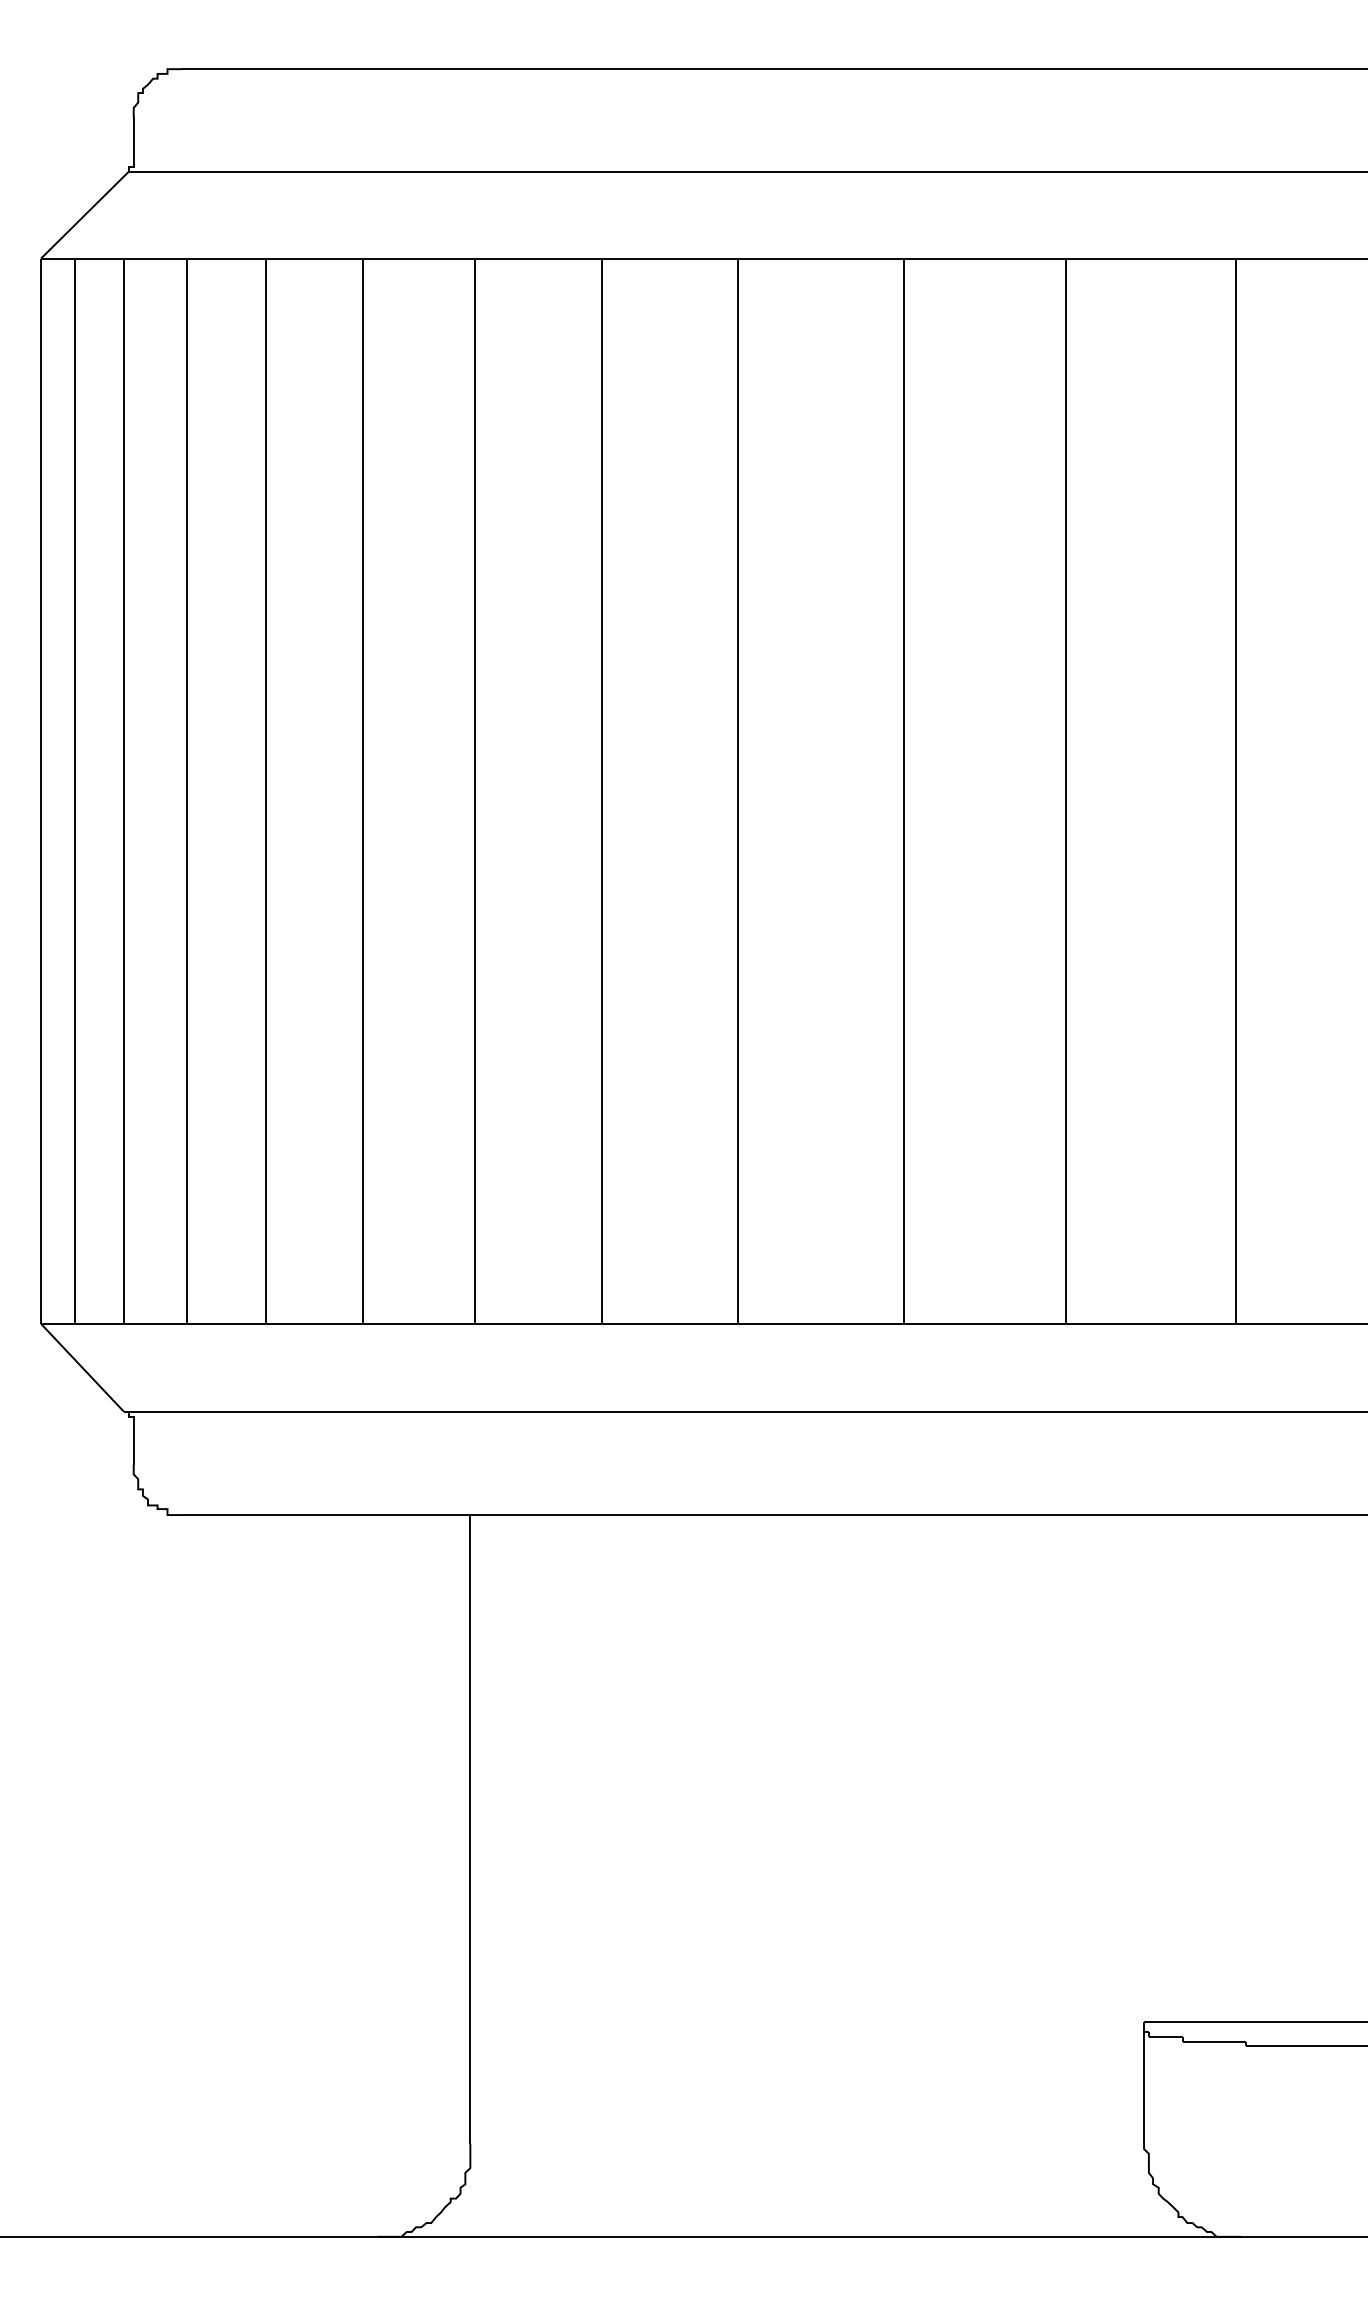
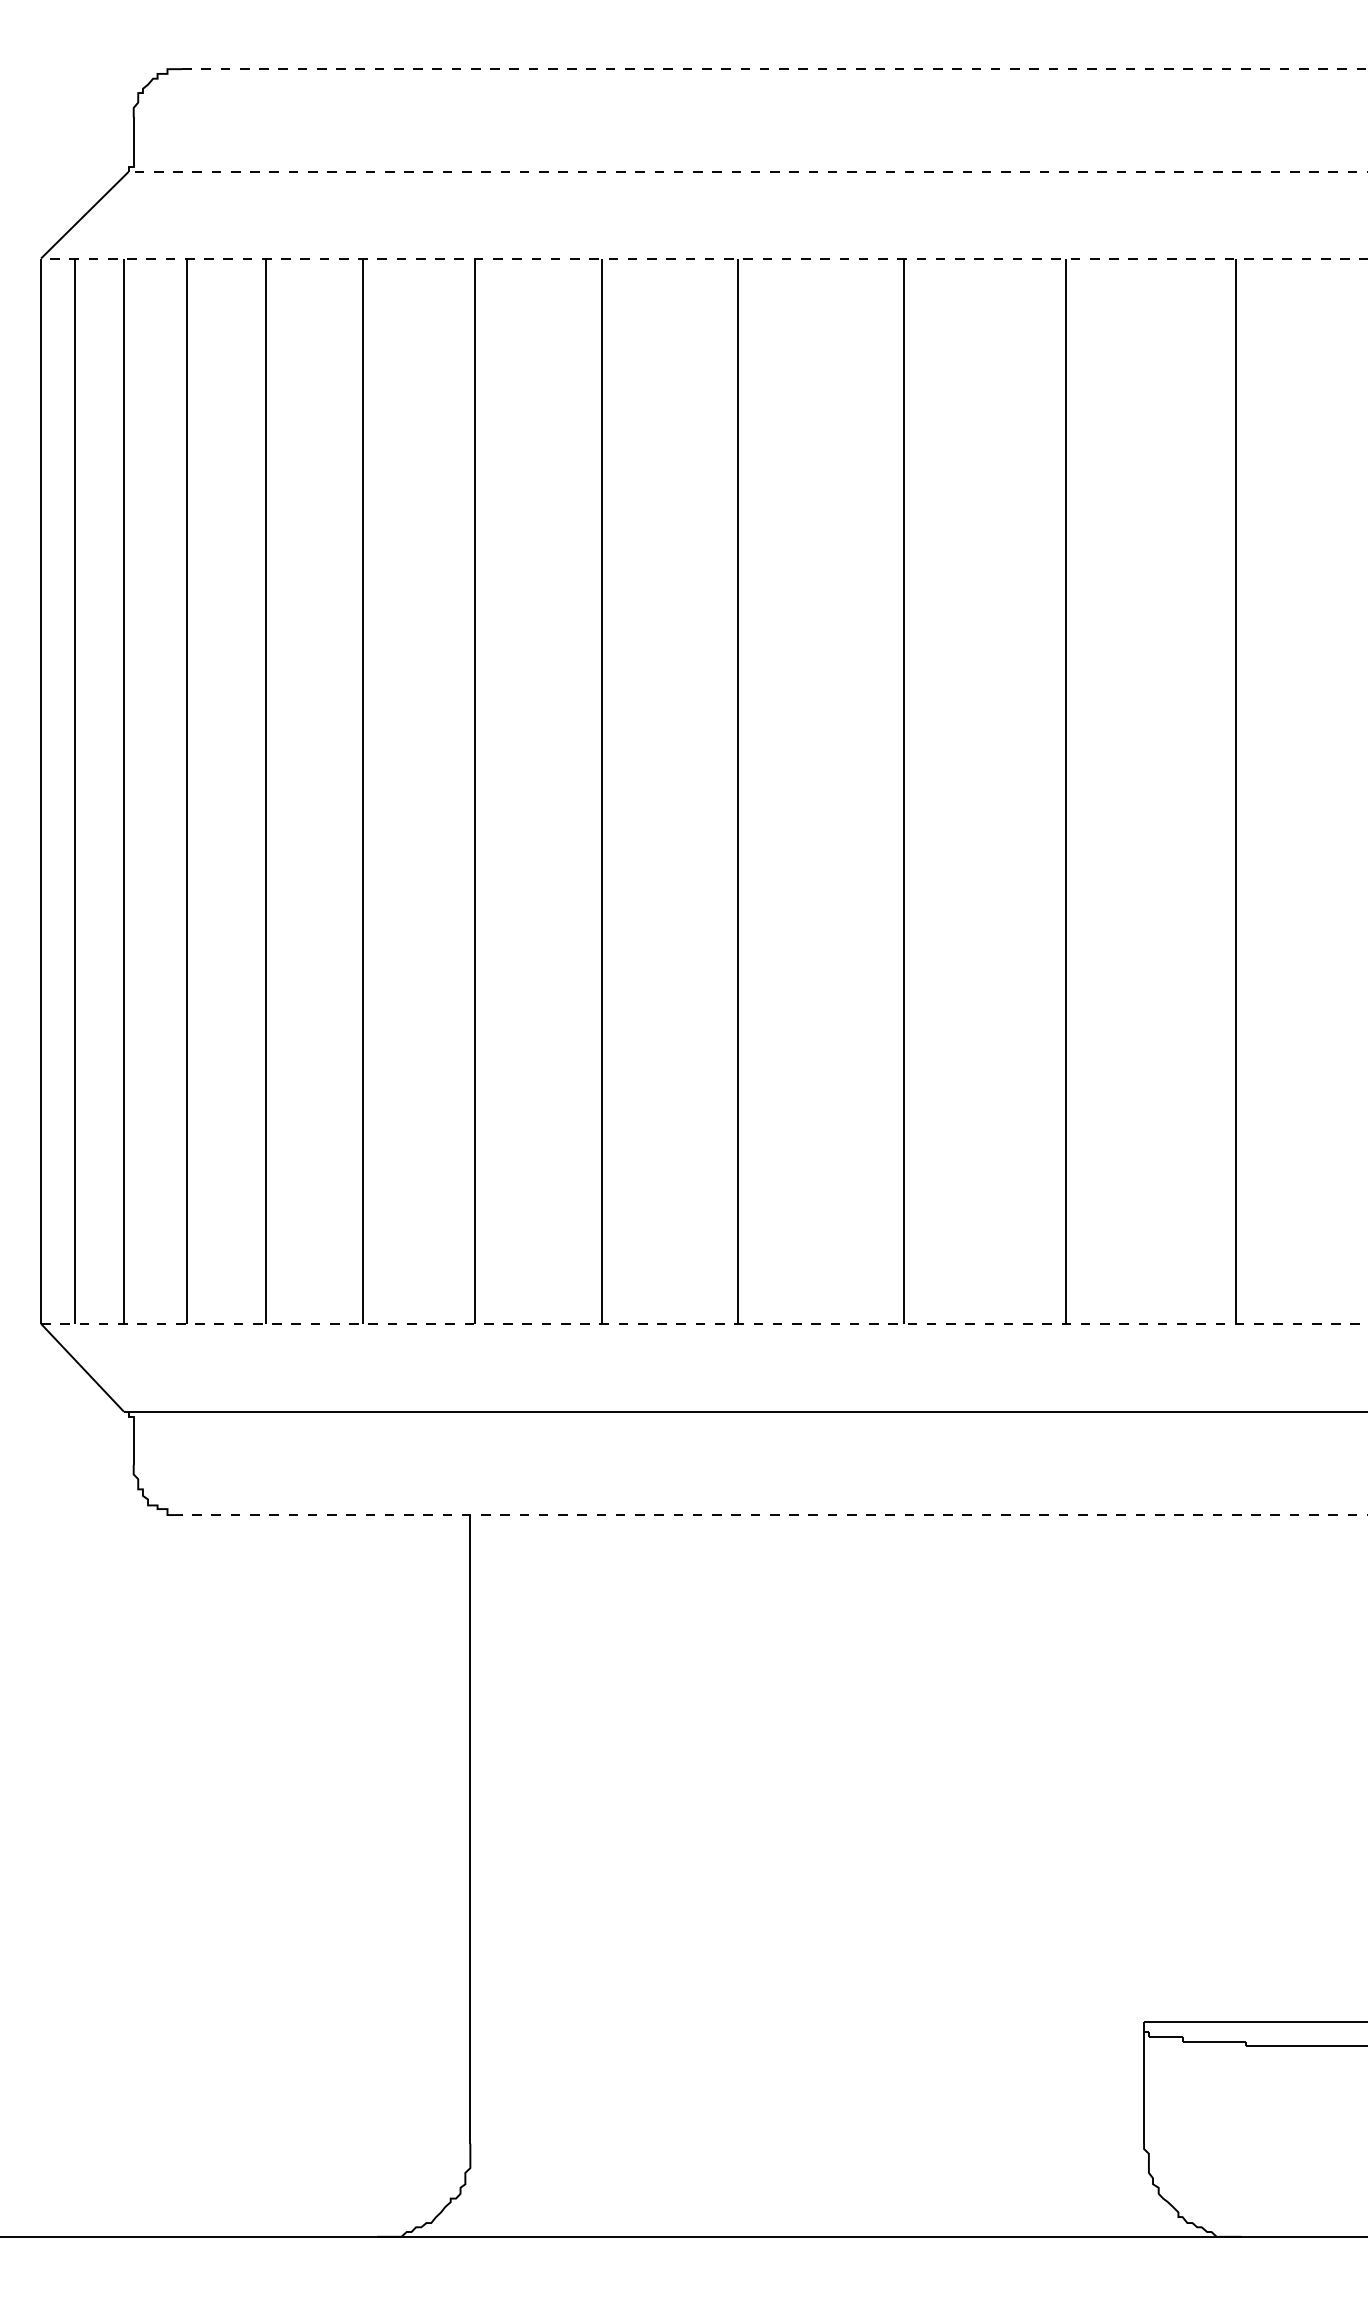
line: solid -> dashed (775, 69)
line: solid -> dashed (747, 171)
line: solid -> dashed (703, 258)
line: solid -> dashed (704, 1323)
line: solid -> dashed (775, 1515)
